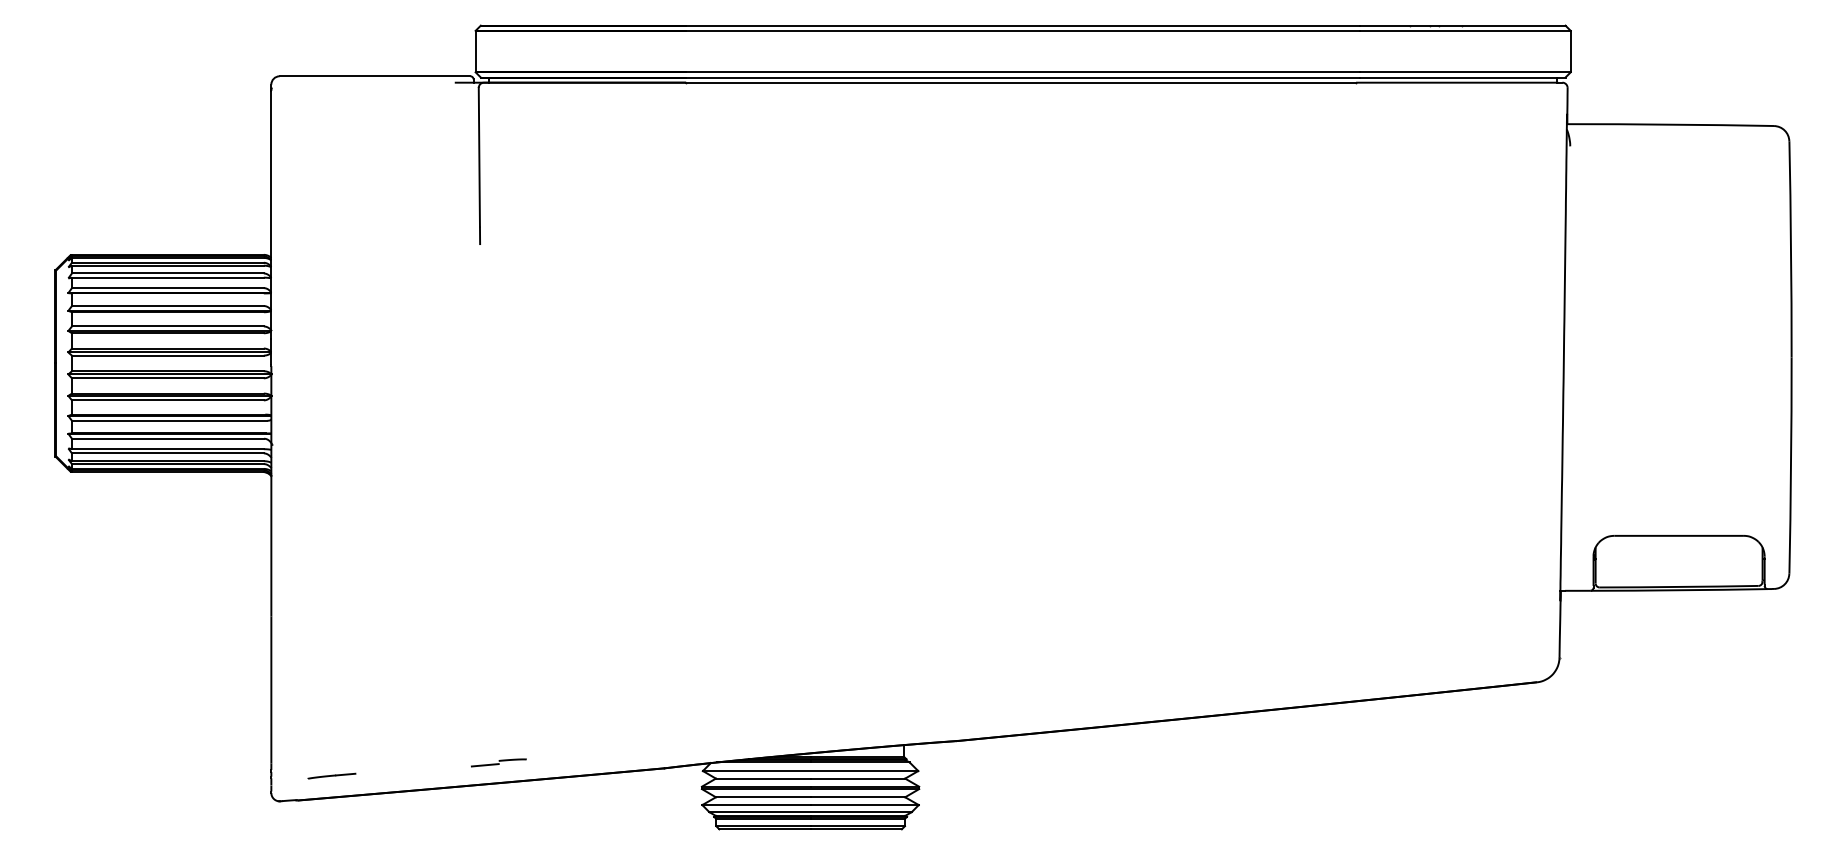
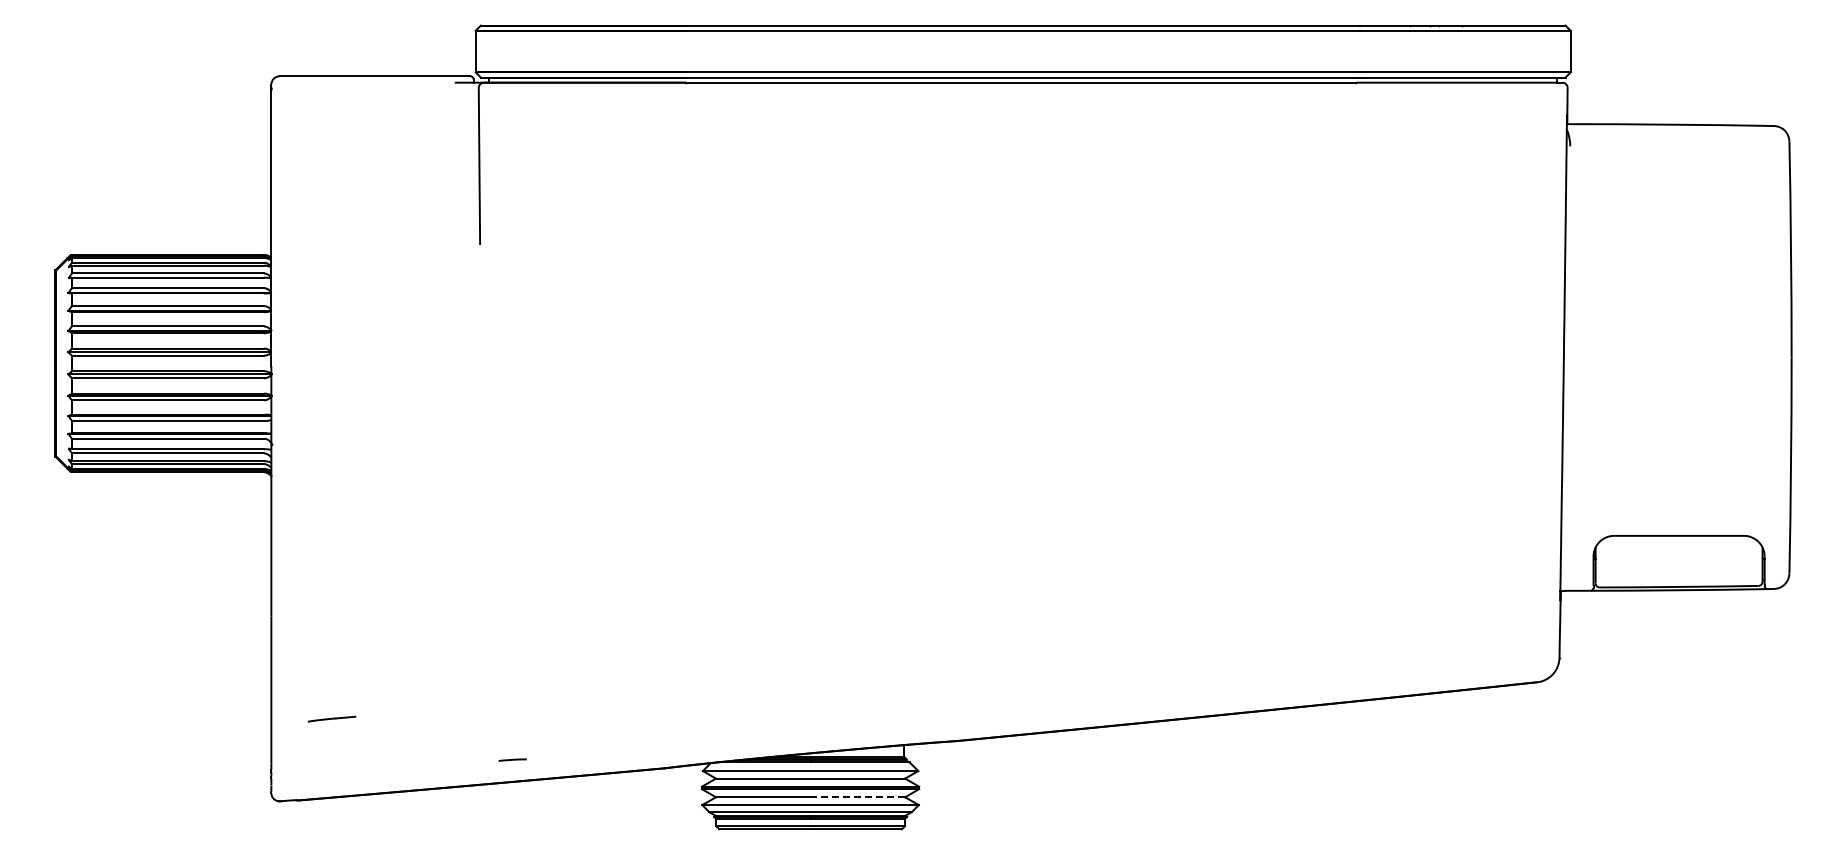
line: present -> none (484, 765)
line position: (331, 775) -> (331, 718) (331, 718)
line: solid -> dashed (857, 797)
